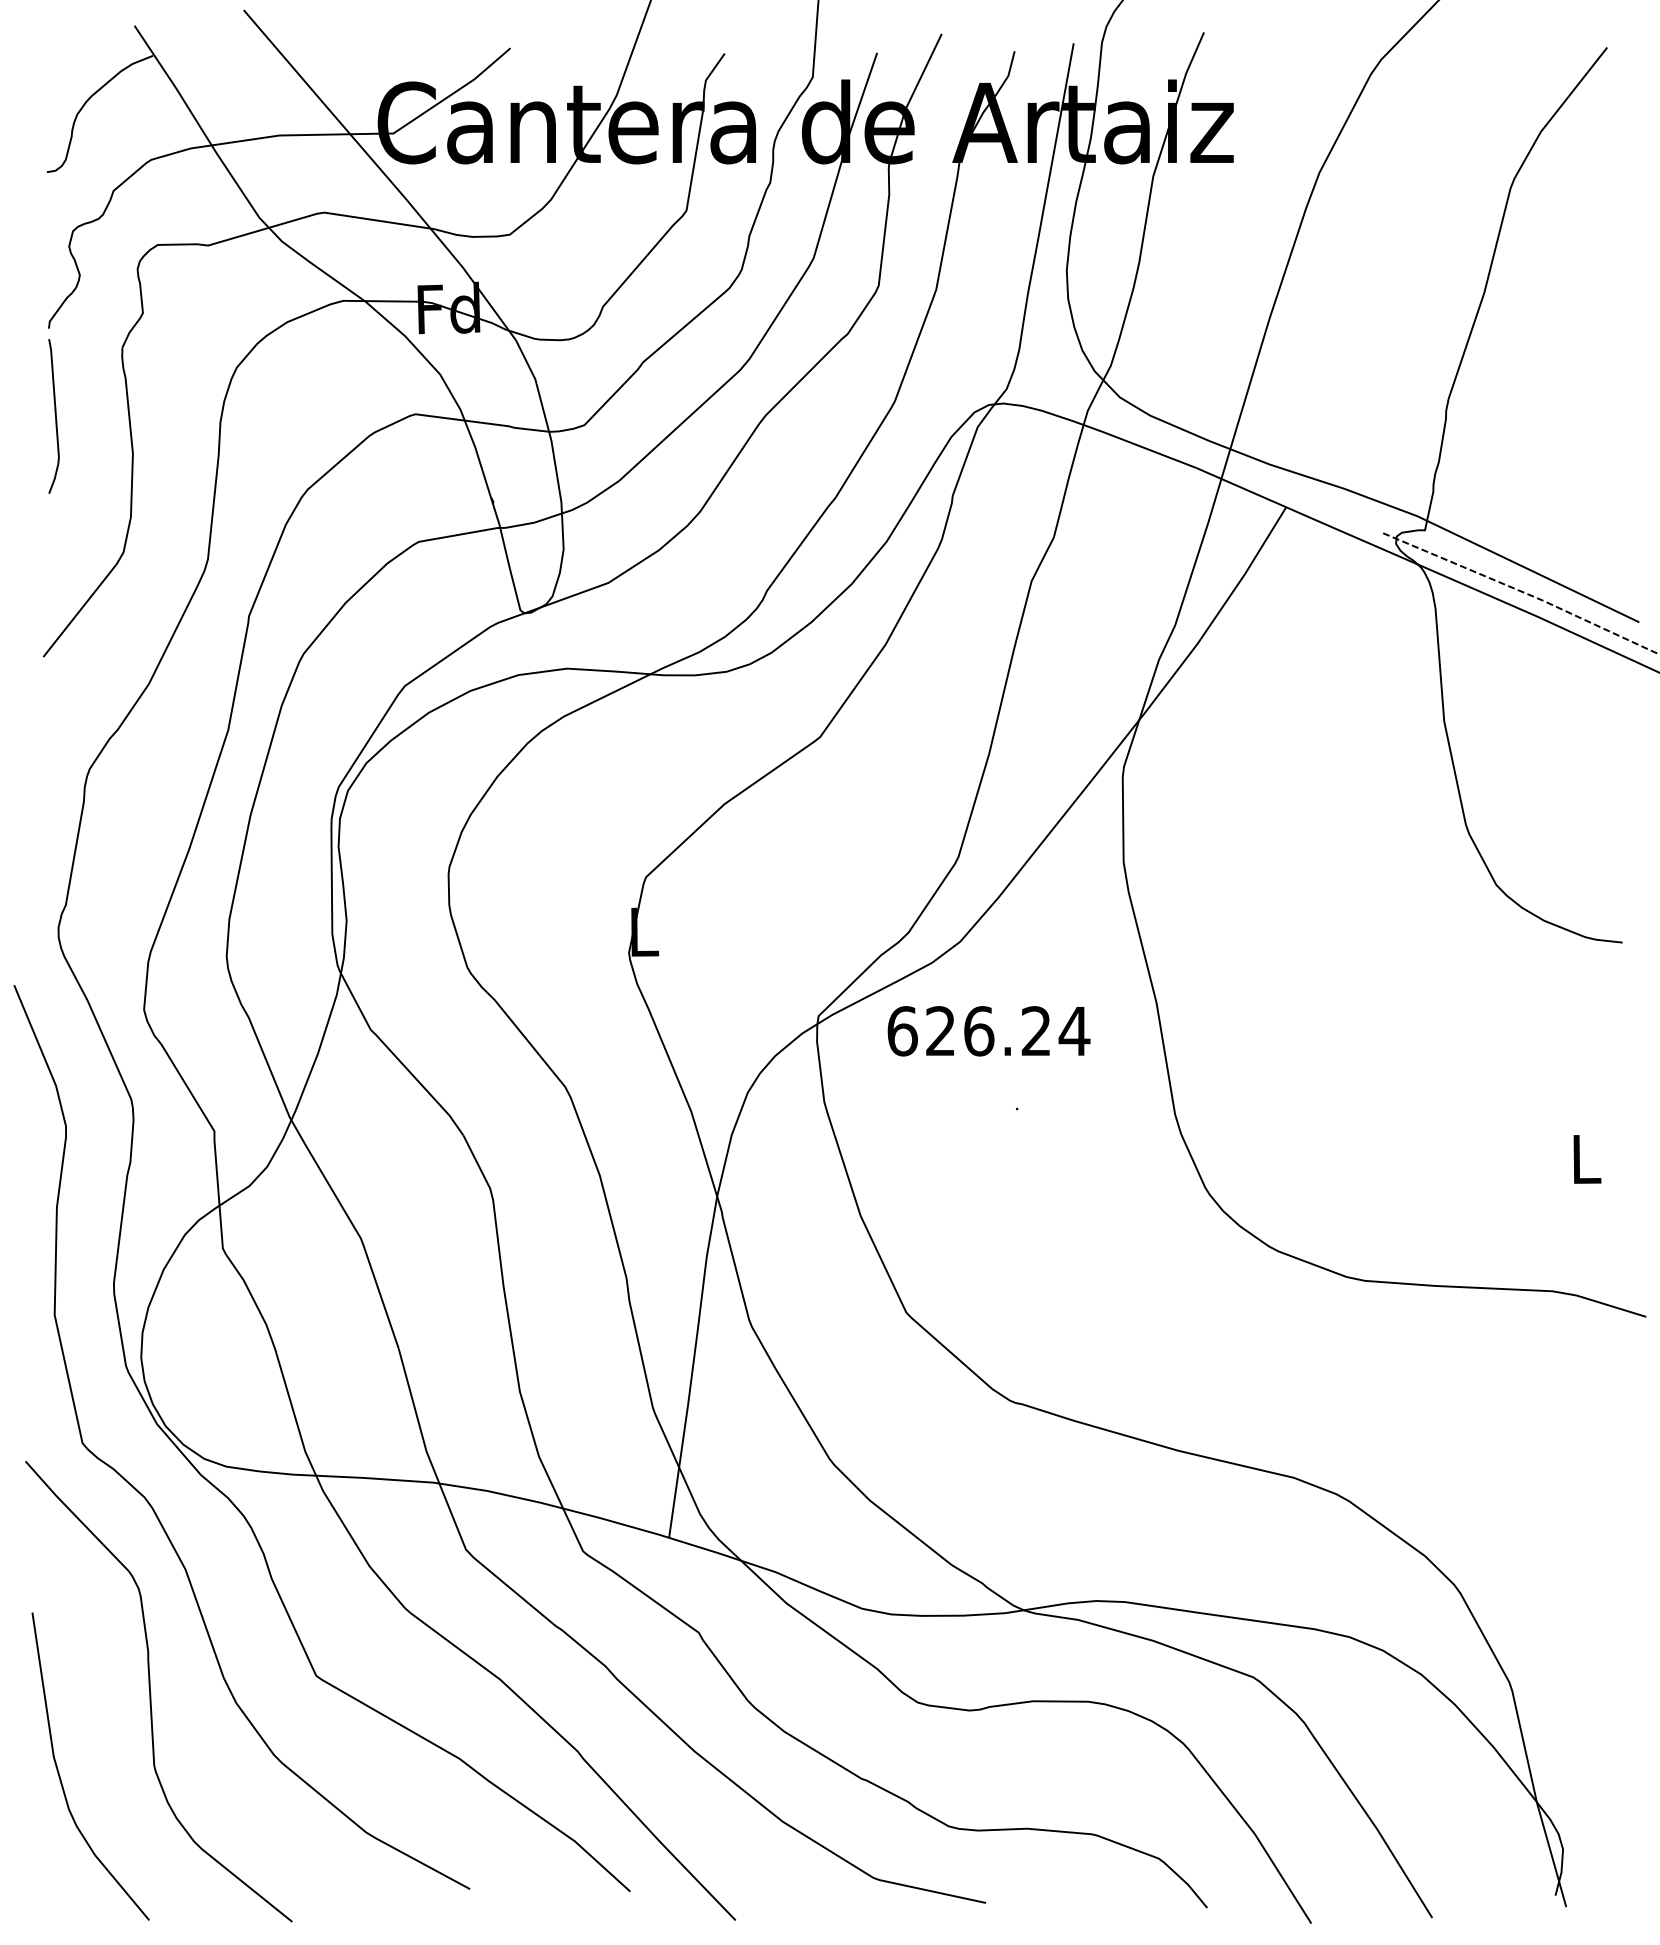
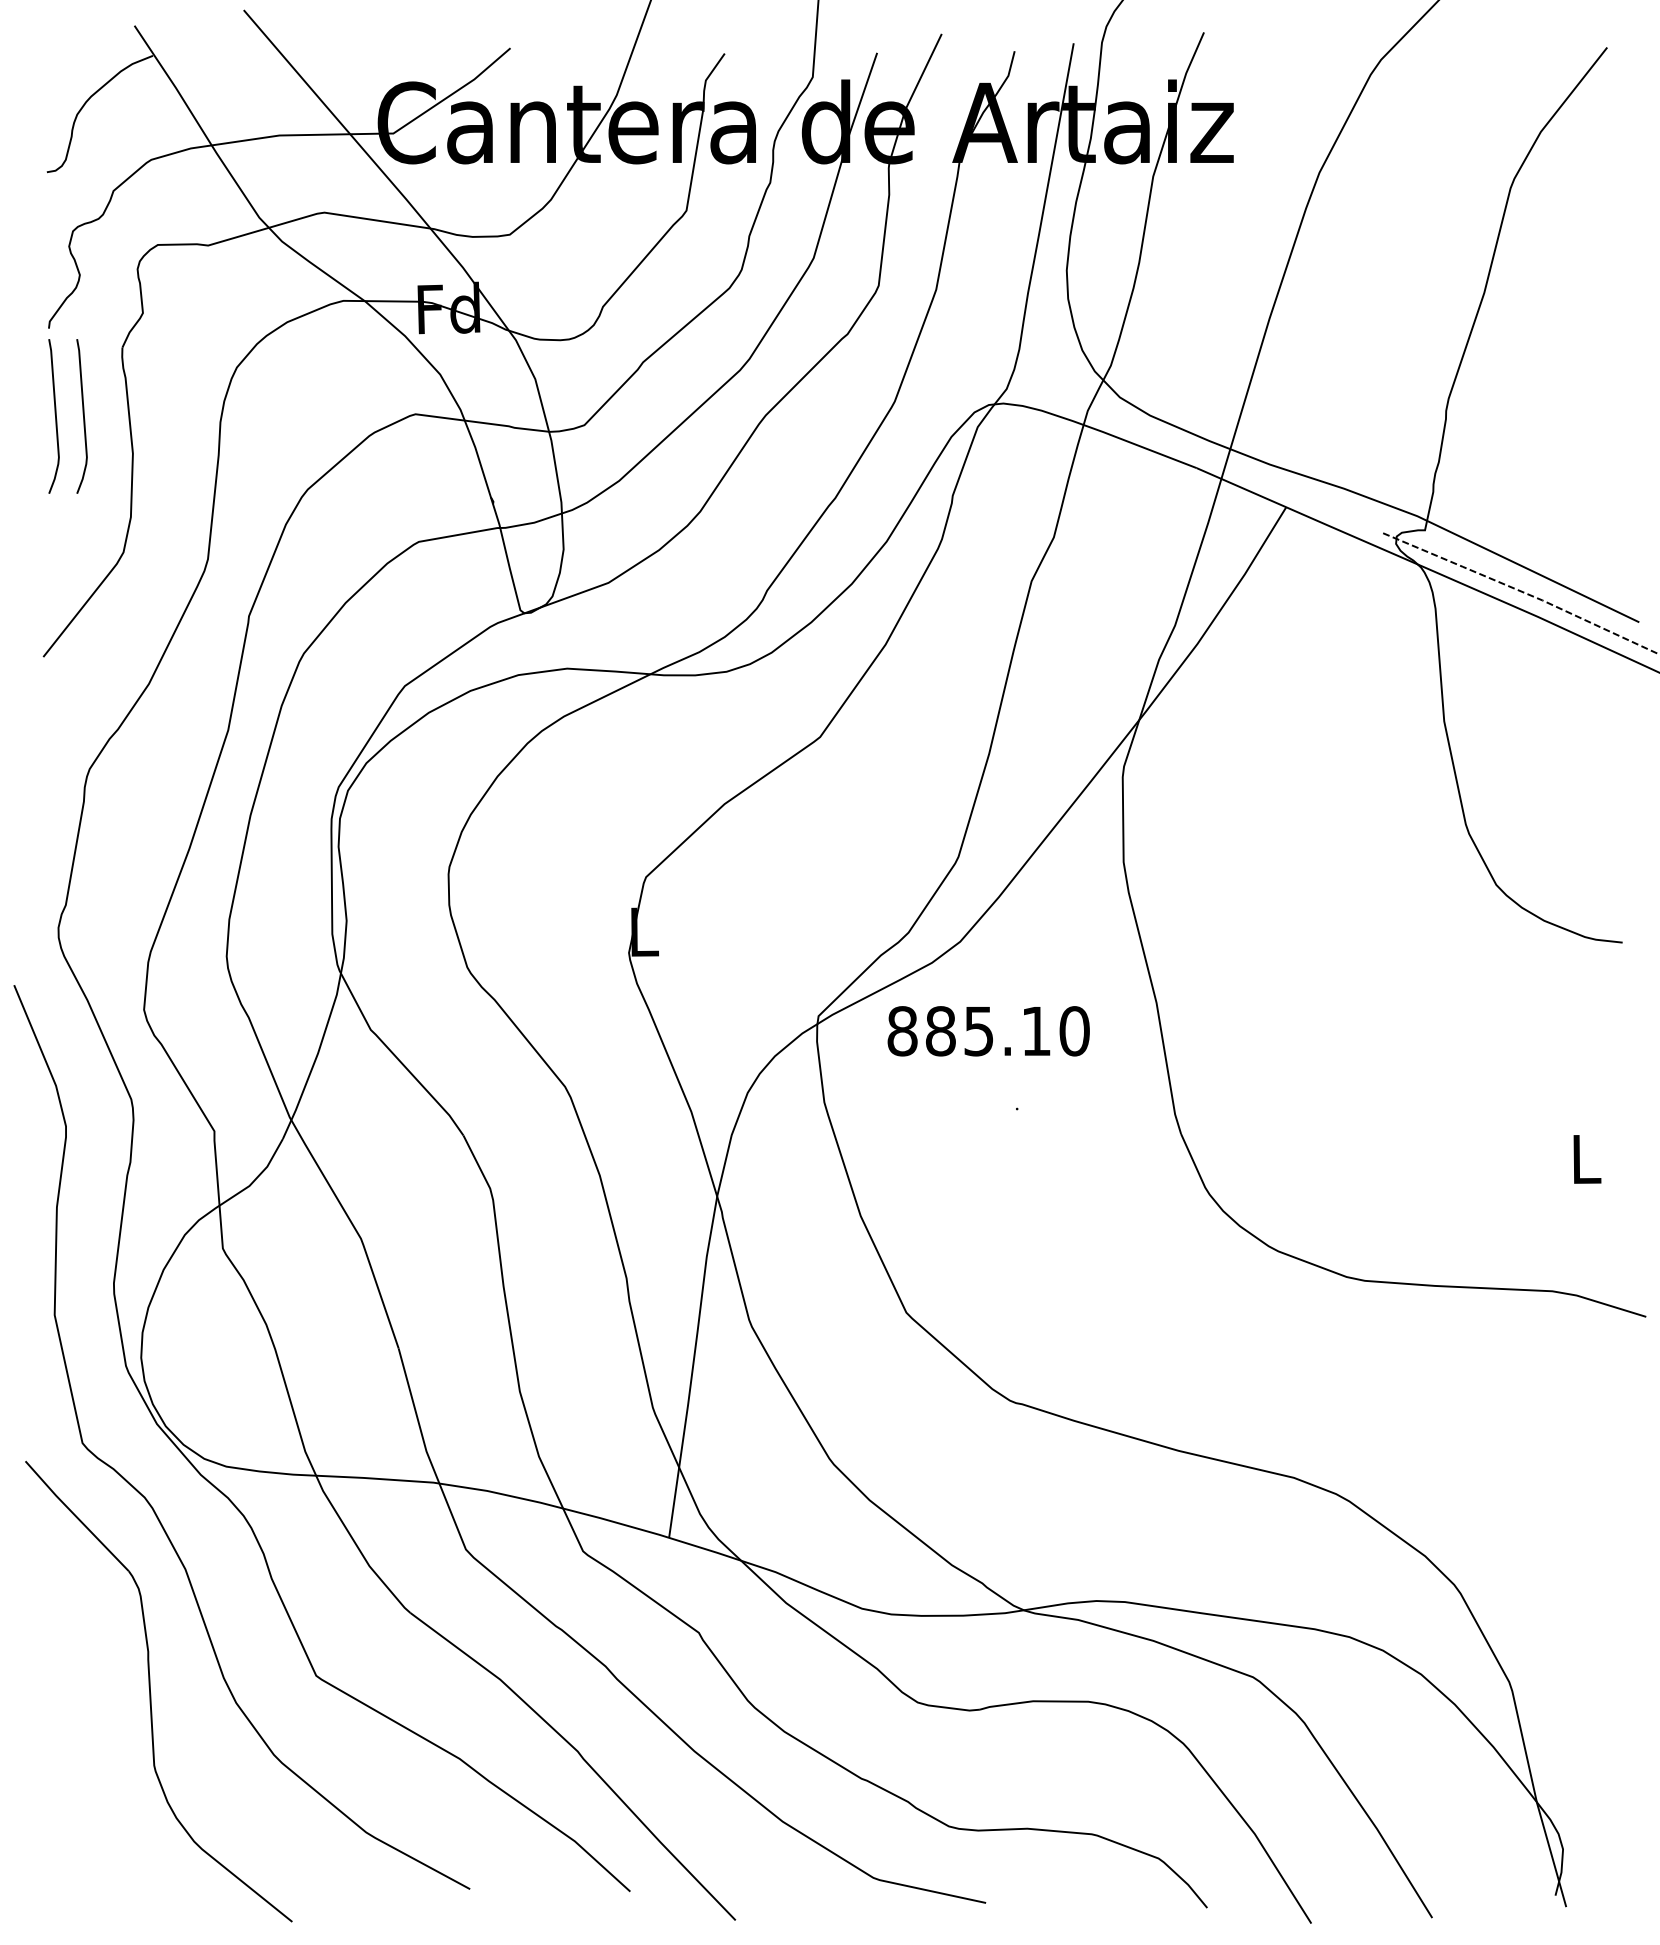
curve: none -> present (83, 416)
text: 626.24 -> 885.10 (988, 1031)
curve: present -> none (60, 1775)
